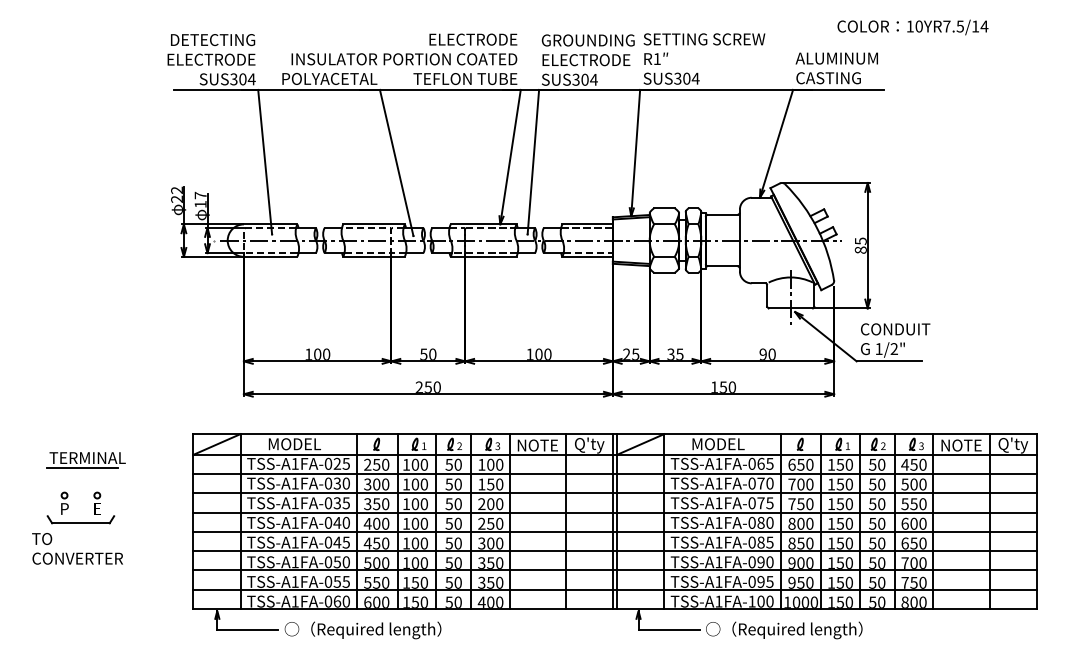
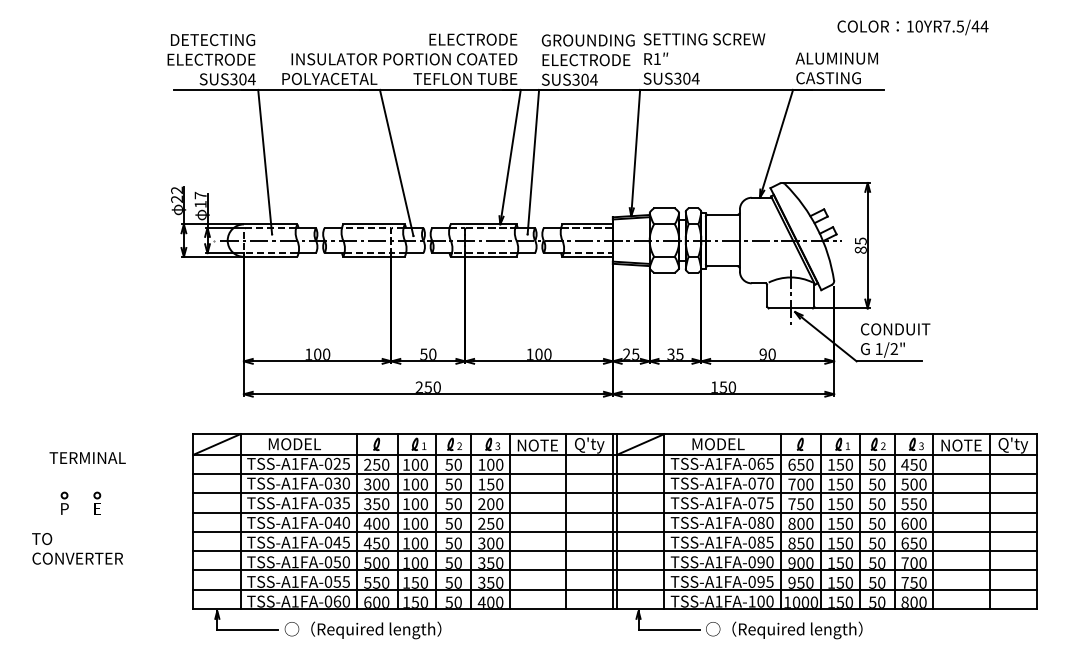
text: 10YR7.5/14 -> 10YR7.5/44 (975, 26)
line: present -> none (81, 467)
part: present -> none (80, 519)
